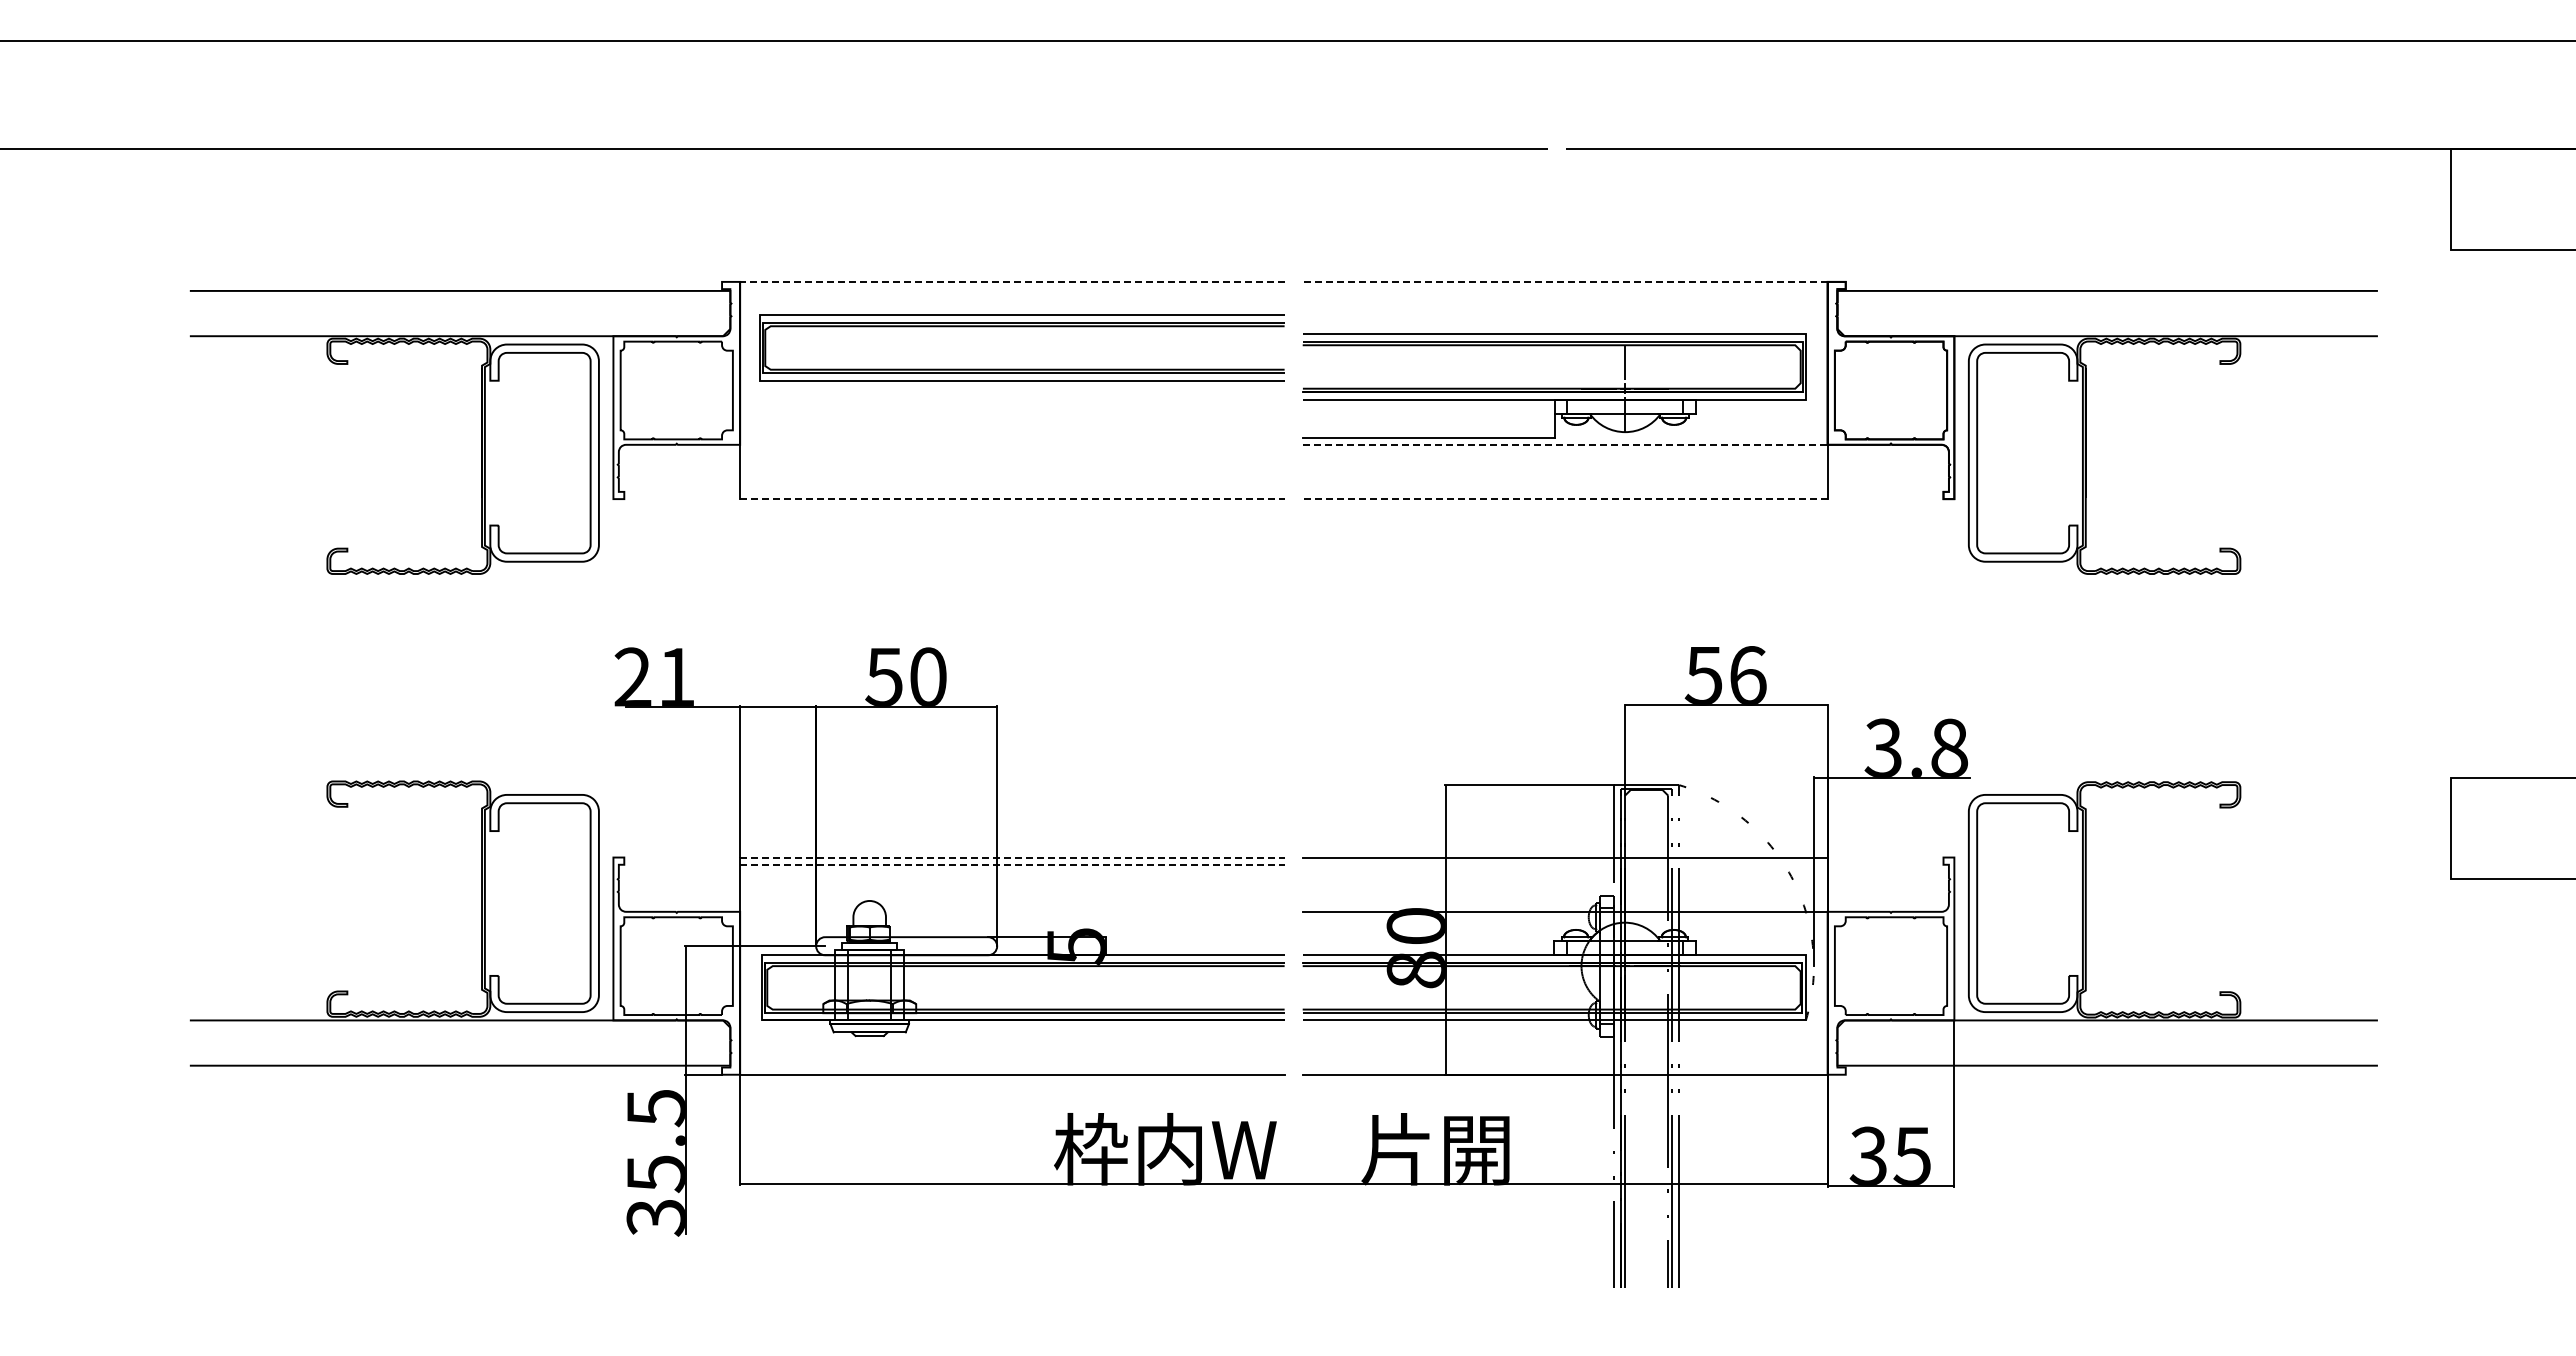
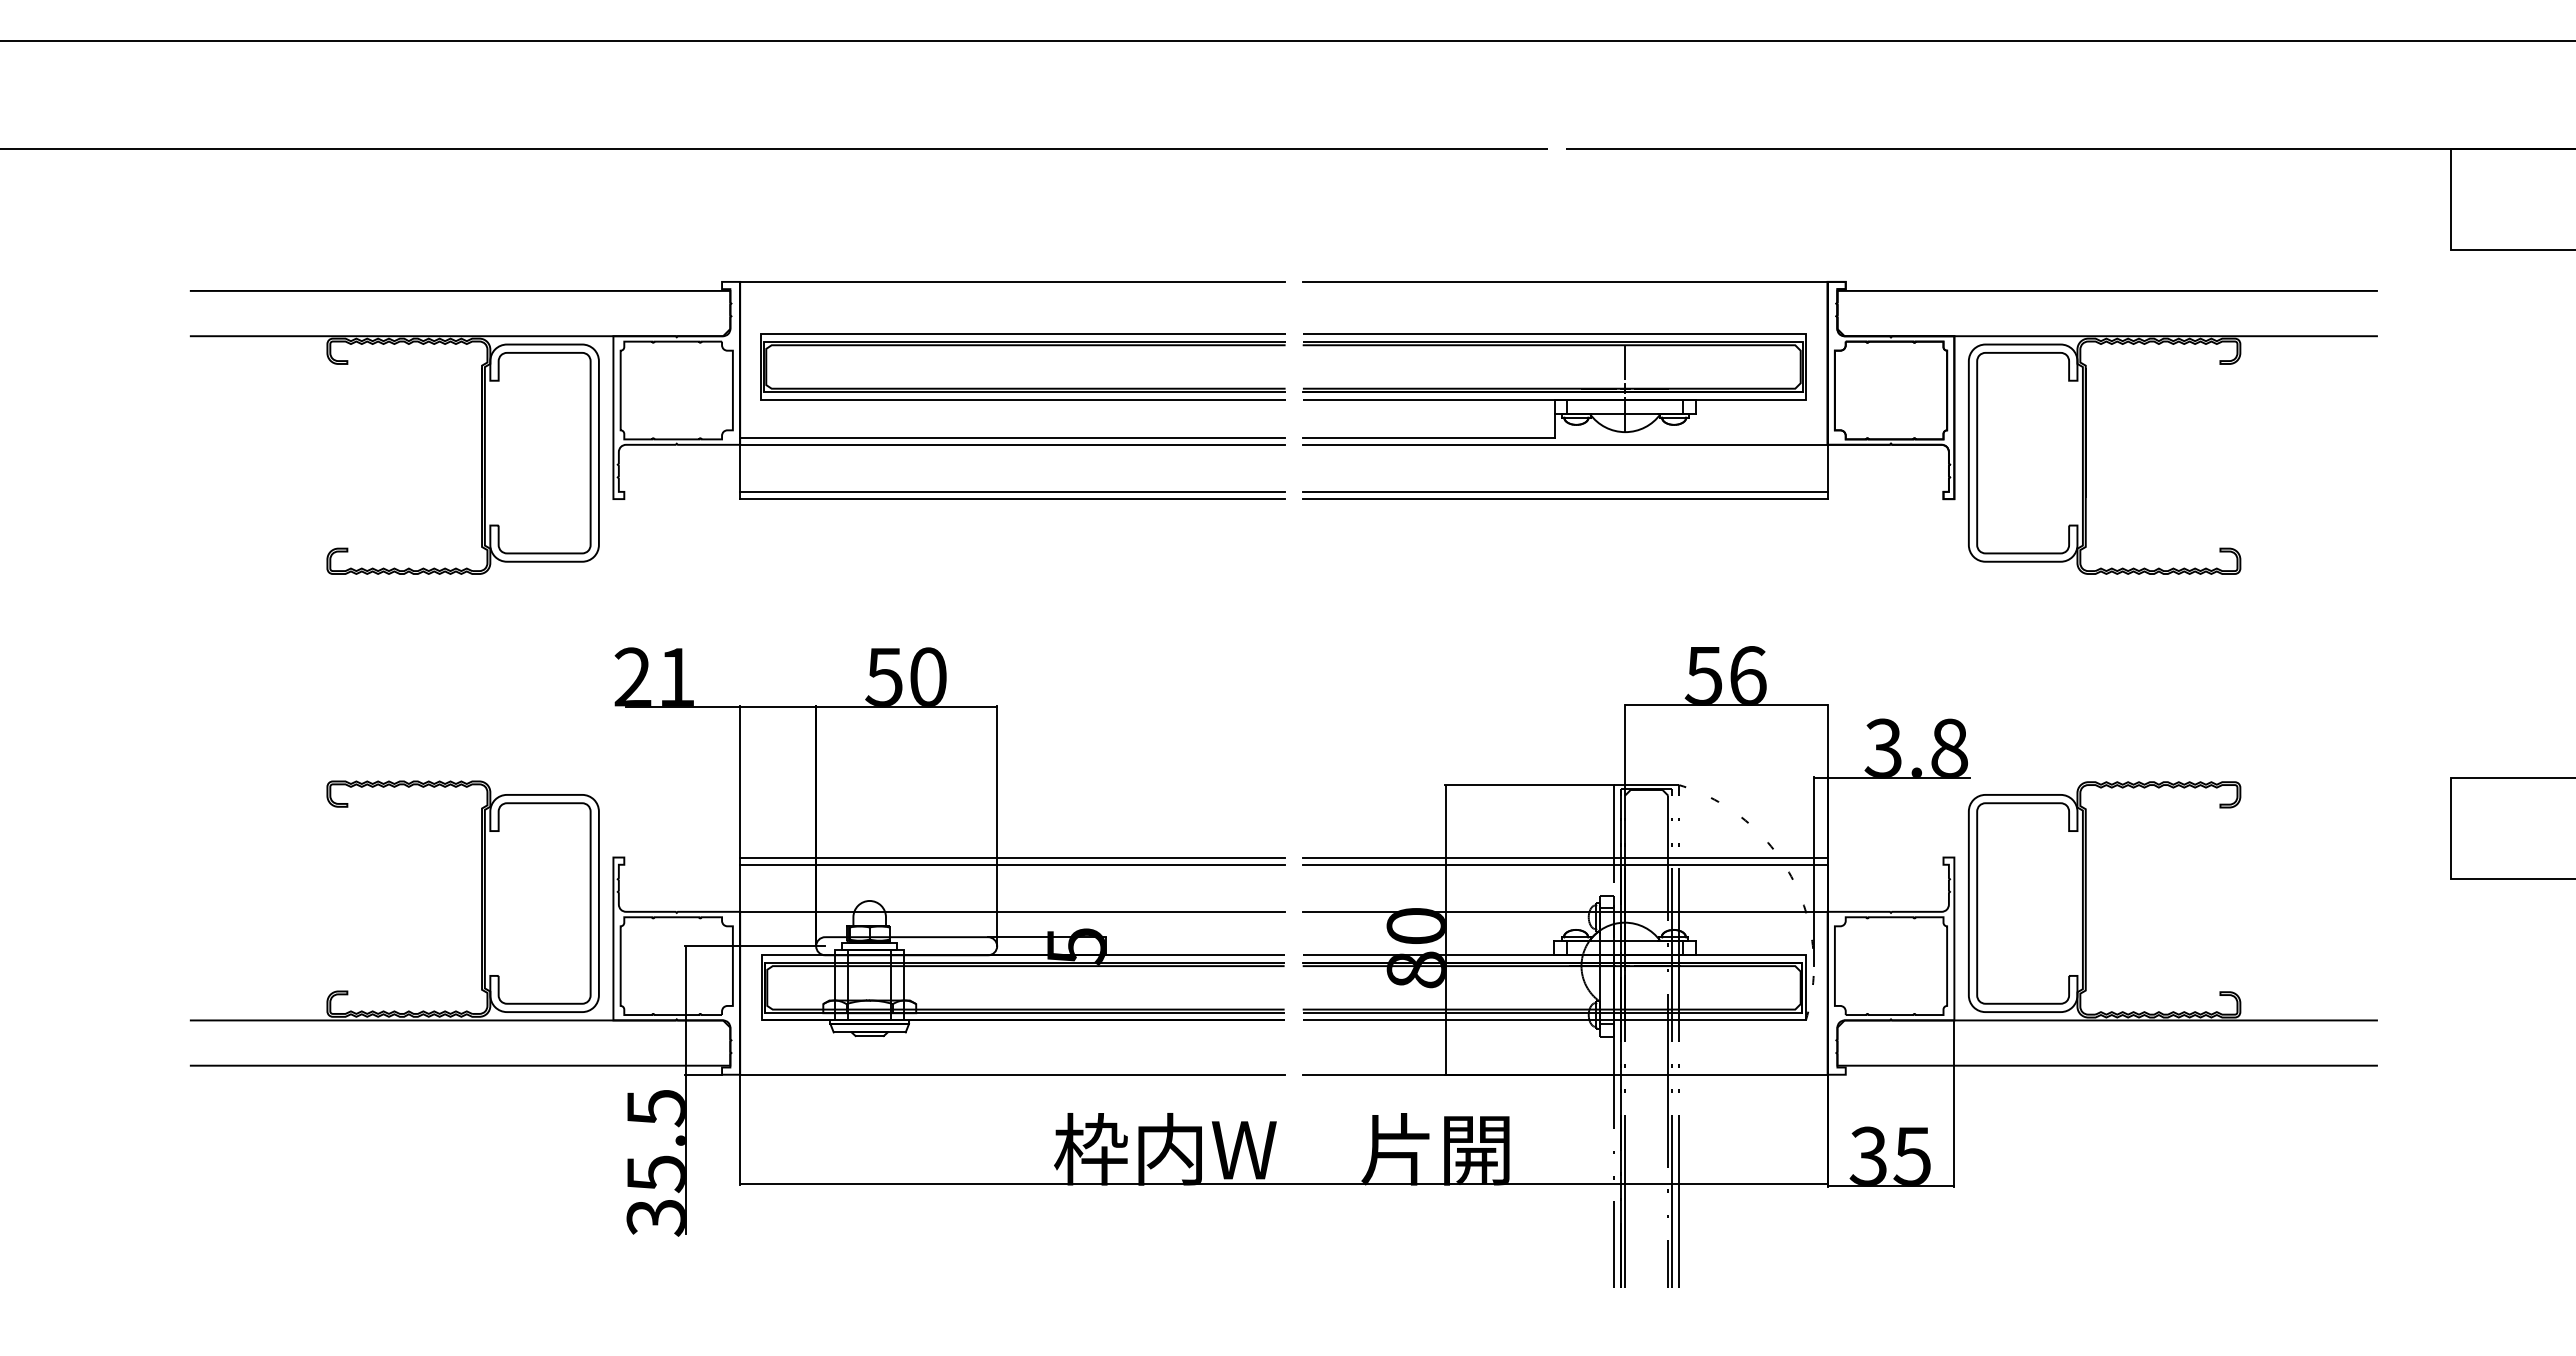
line: dashed -> solid (1011, 281)
line: dashed -> solid (1564, 281)
part position: (1021, 327) -> (1022, 346) (1022, 346)
line: none -> present (1012, 437)
line: none -> present (1012, 444)
line: dashed -> solid (1565, 444)
line: none -> present (1012, 491)
line: none -> present (1564, 491)
line: dashed -> solid (1012, 499)
line: dashed -> solid (1564, 499)
line: dashed -> solid (1012, 857)
line: dashed -> solid (1012, 864)
line: none -> present (1564, 864)
line: none -> present (1012, 911)
